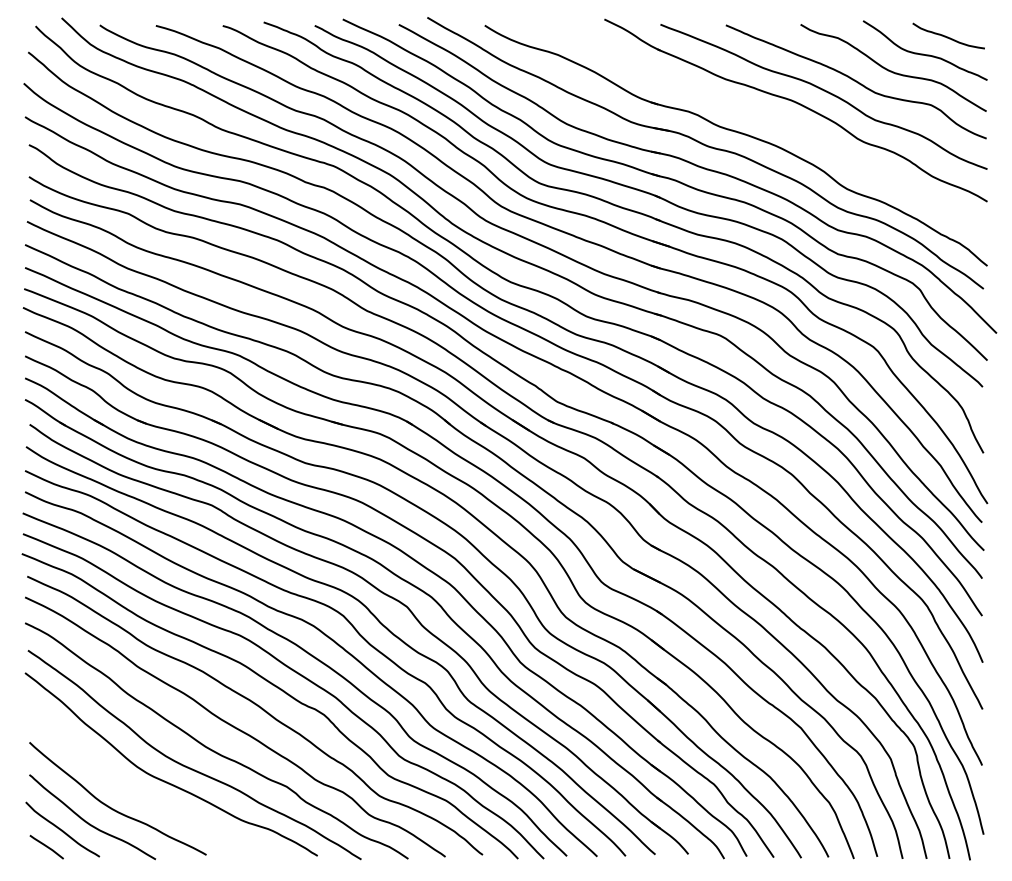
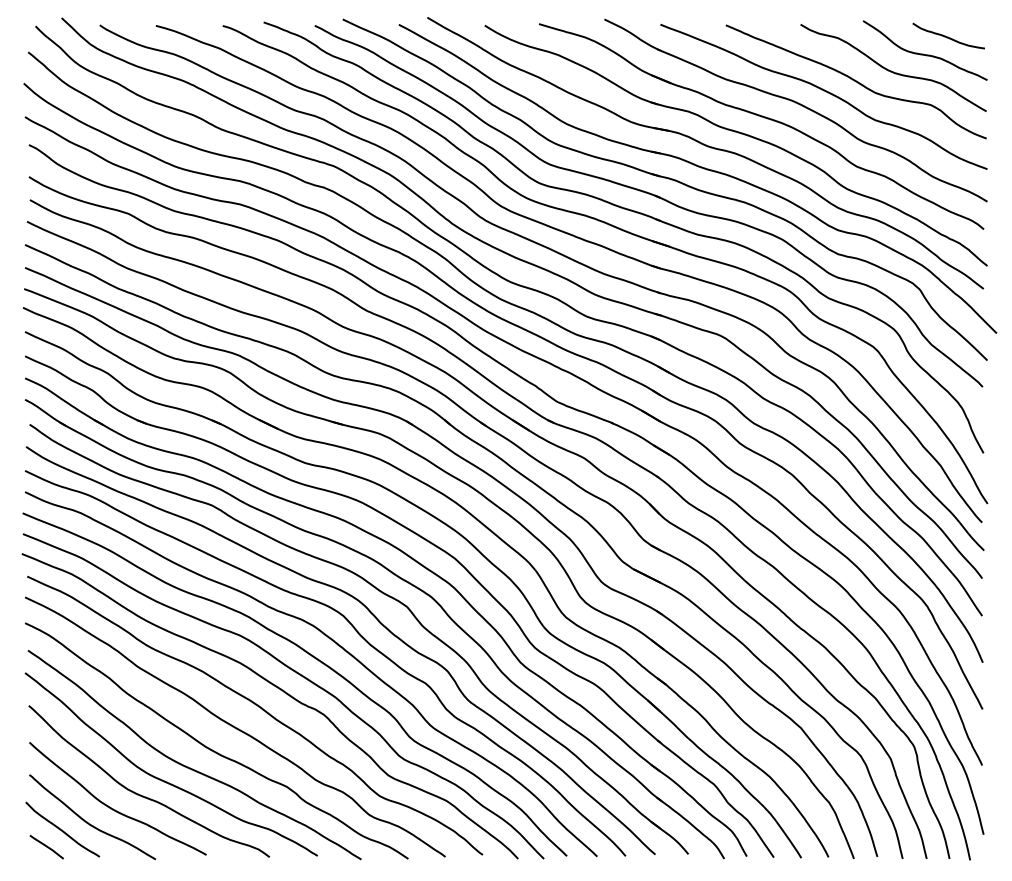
part: none -> present (764, 118)
curve: none -> present (143, 795)
